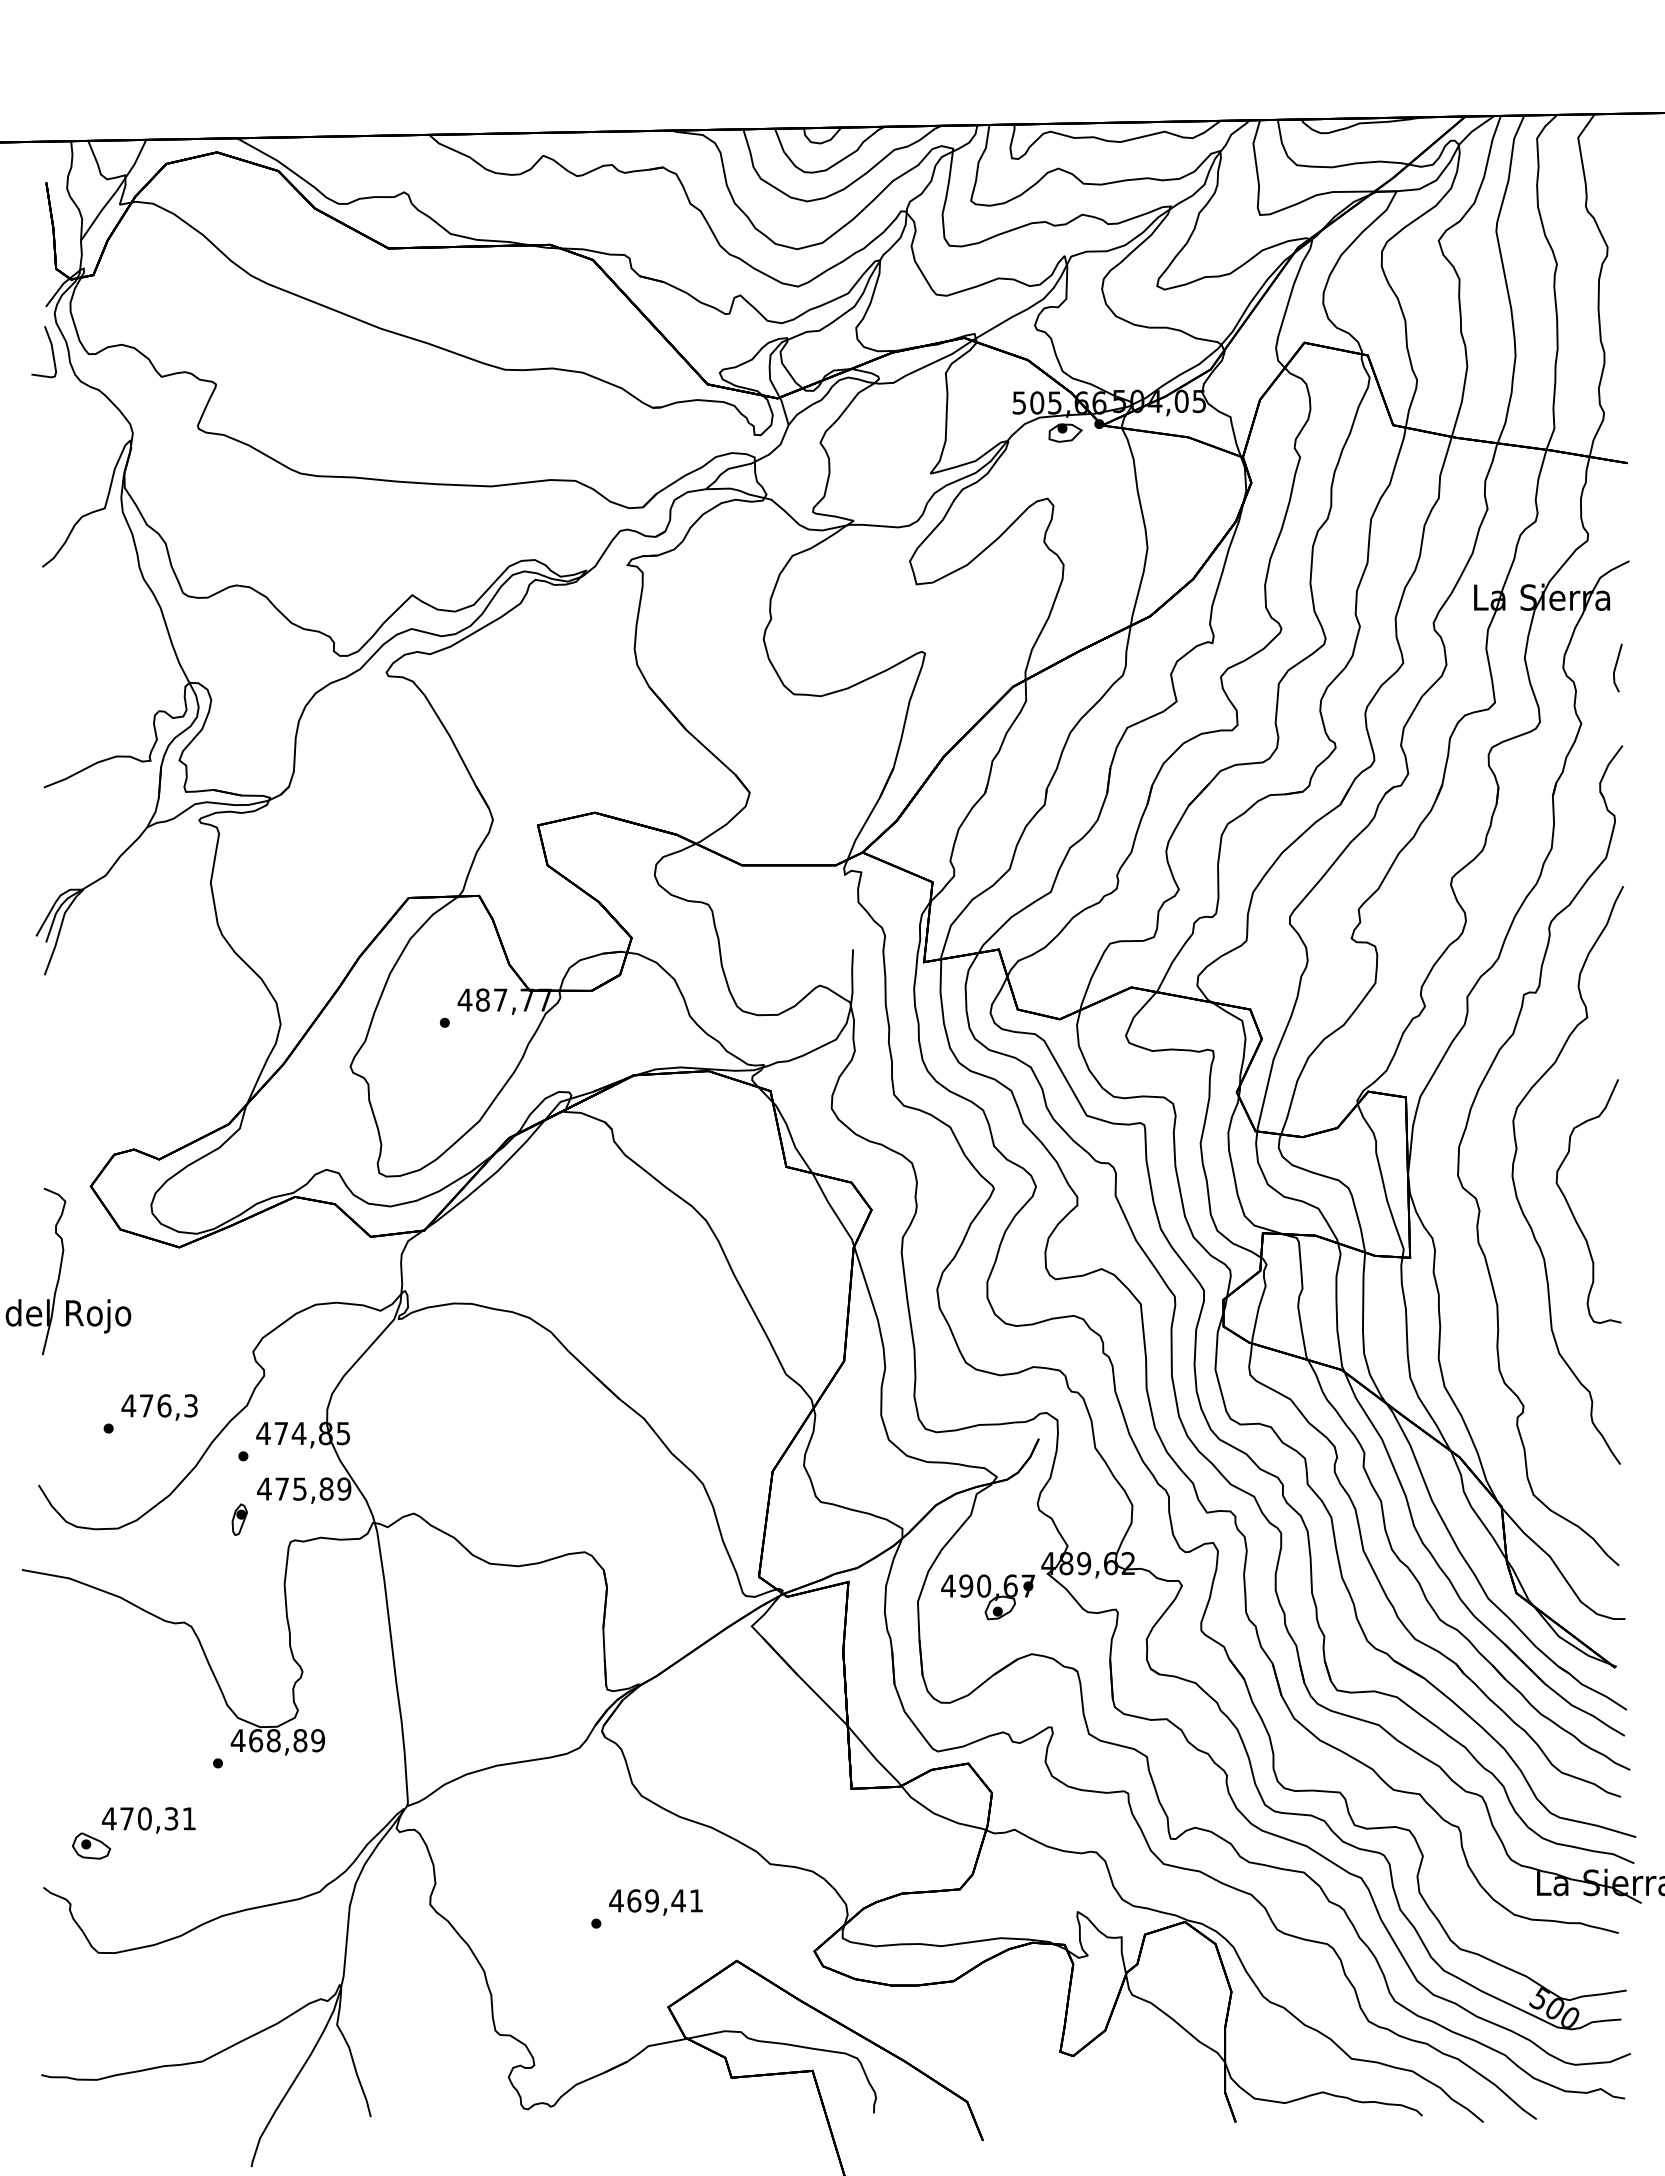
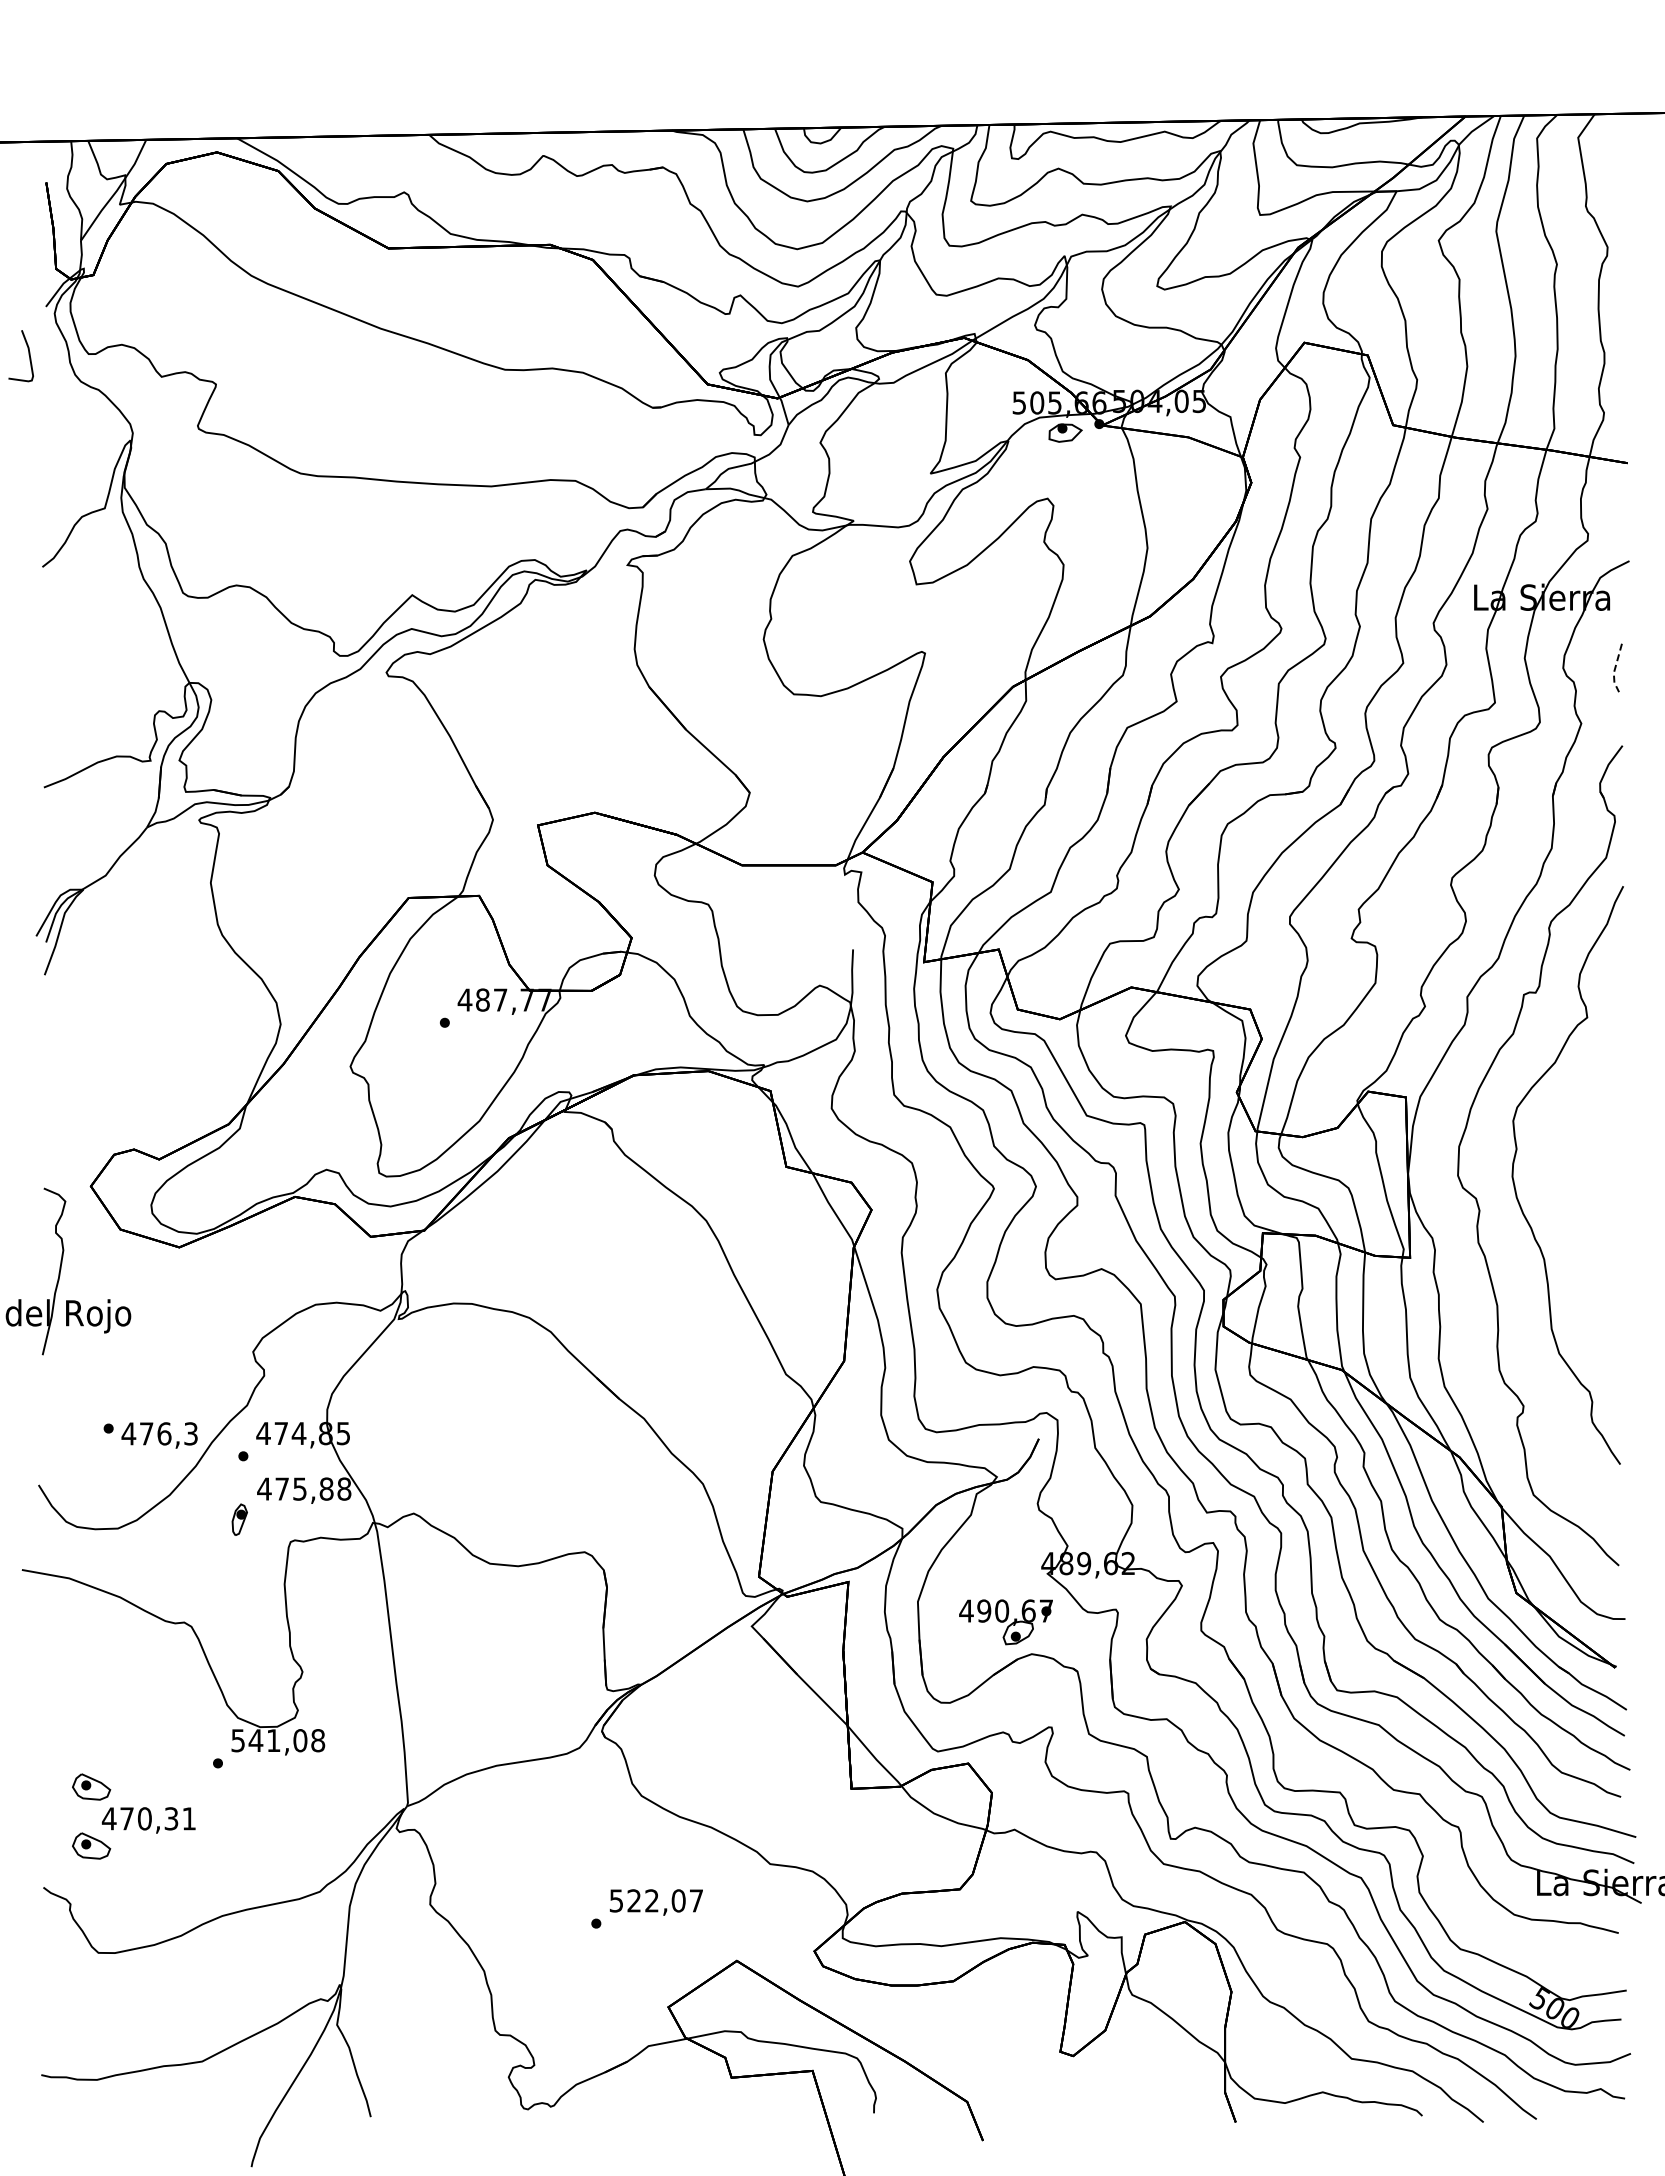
curve position: (51, 351) -> (28, 355) (28, 355)
line: solid -> dashed (1614, 669)
curve: present -> none (1571, 1208)
text position: (159, 1407) -> (159, 1435) (159, 1435)
text: 475,89 -> 475,88 (344, 1488)
part position: (987, 1597) -> (1005, 1622) (1005, 1622)
text: 468,89 -> 541,08 (277, 1740)
part: none -> present (91, 1786)
text: 469,41 -> 522,07 (655, 1900)
